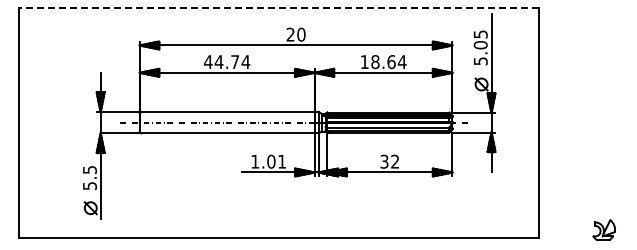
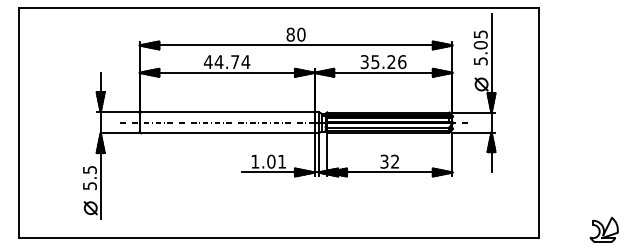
line: dashed -> solid (278, 7)
text: 20 -> 80 (290, 34)
text: 18.64 -> 35.26 (383, 62)
part size: 24x22 px -> 30x27 px (603, 229)
